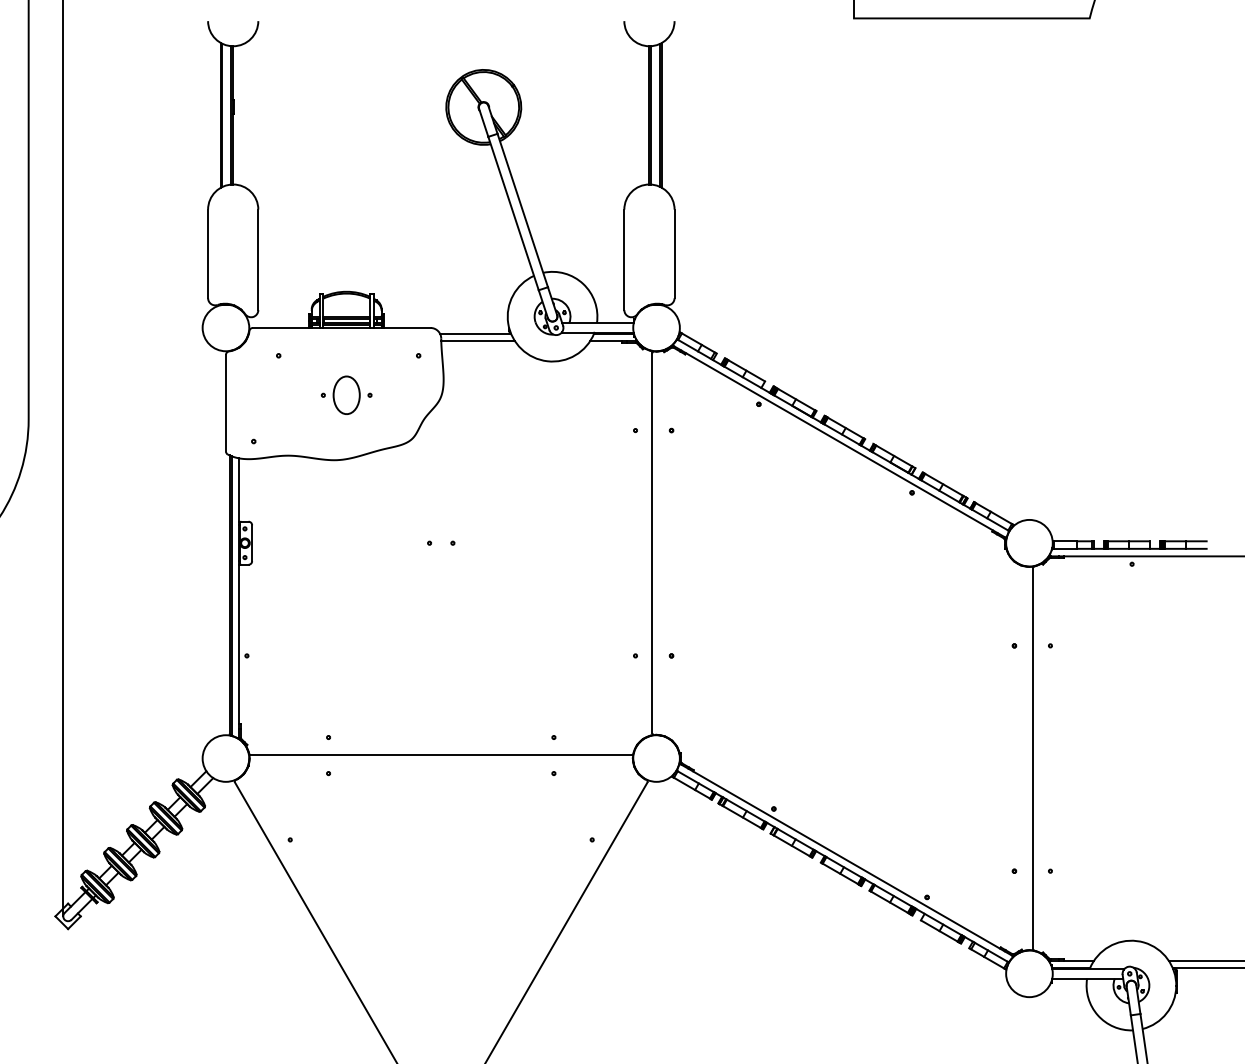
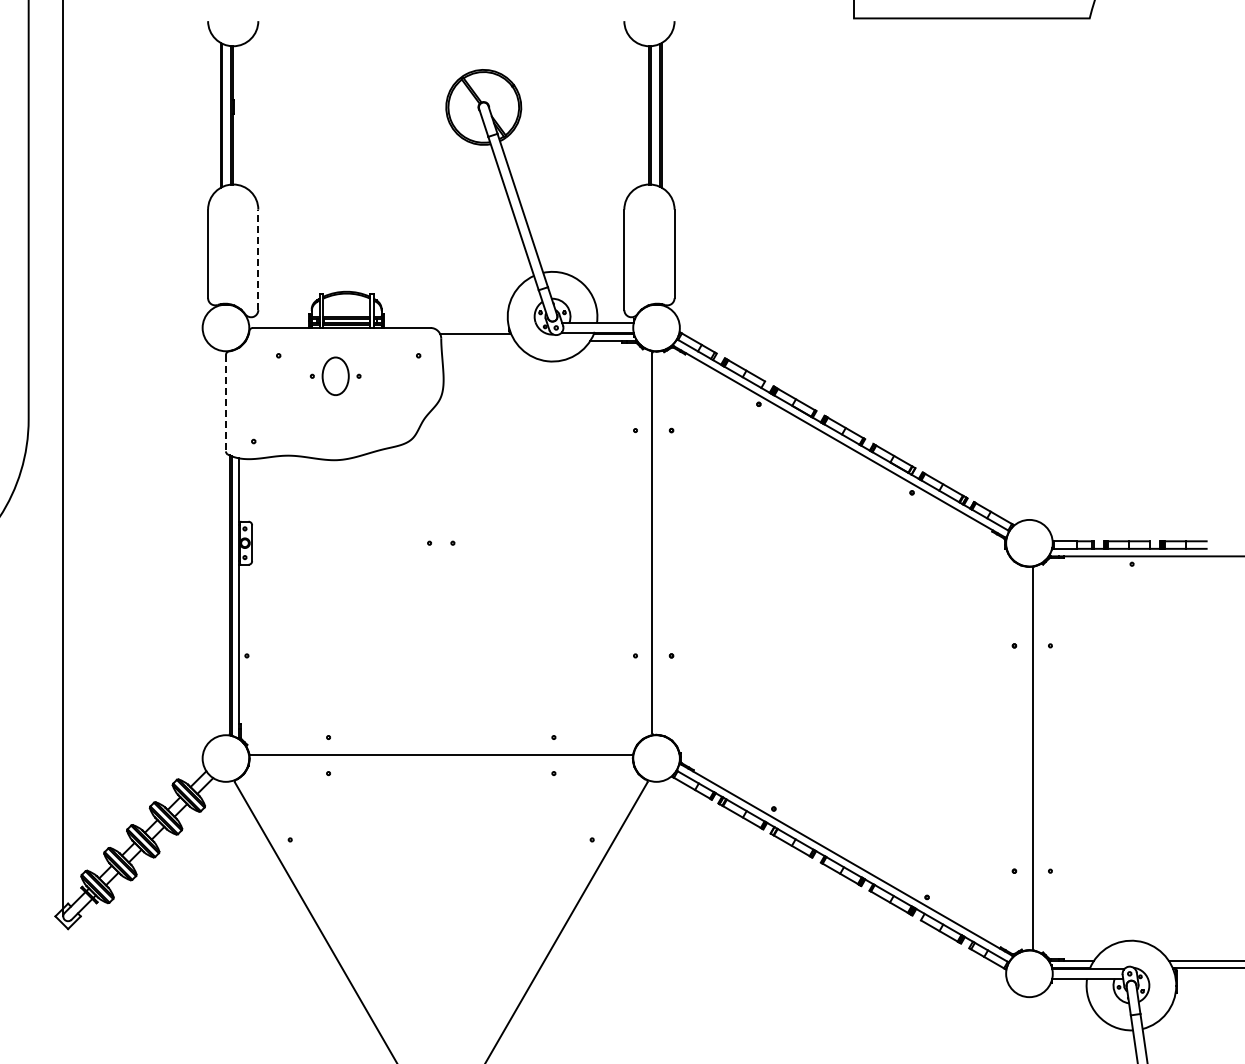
line: solid -> dashed (258, 259)
line: present -> none (477, 341)
part position: (346, 394) -> (335, 375) (335, 375)
line: solid -> dashed (225, 403)
